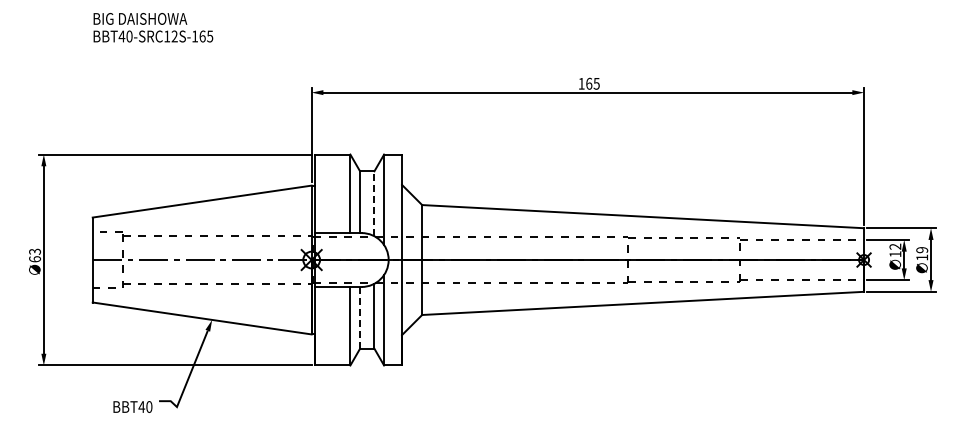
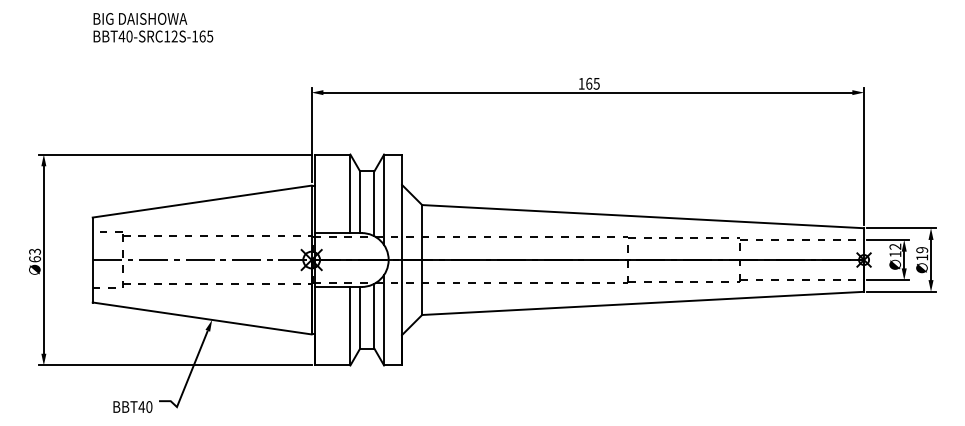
line: dashed -> solid (374, 203)
line: dashed -> solid (360, 317)
